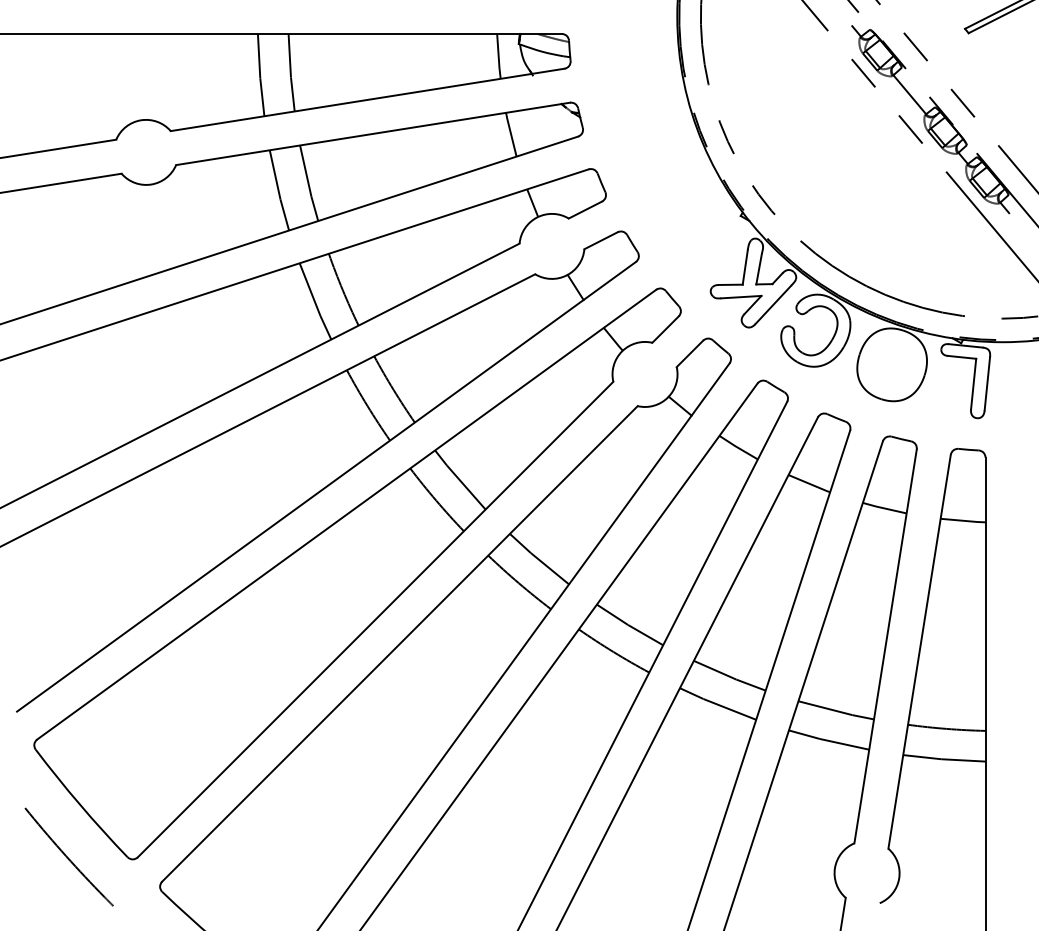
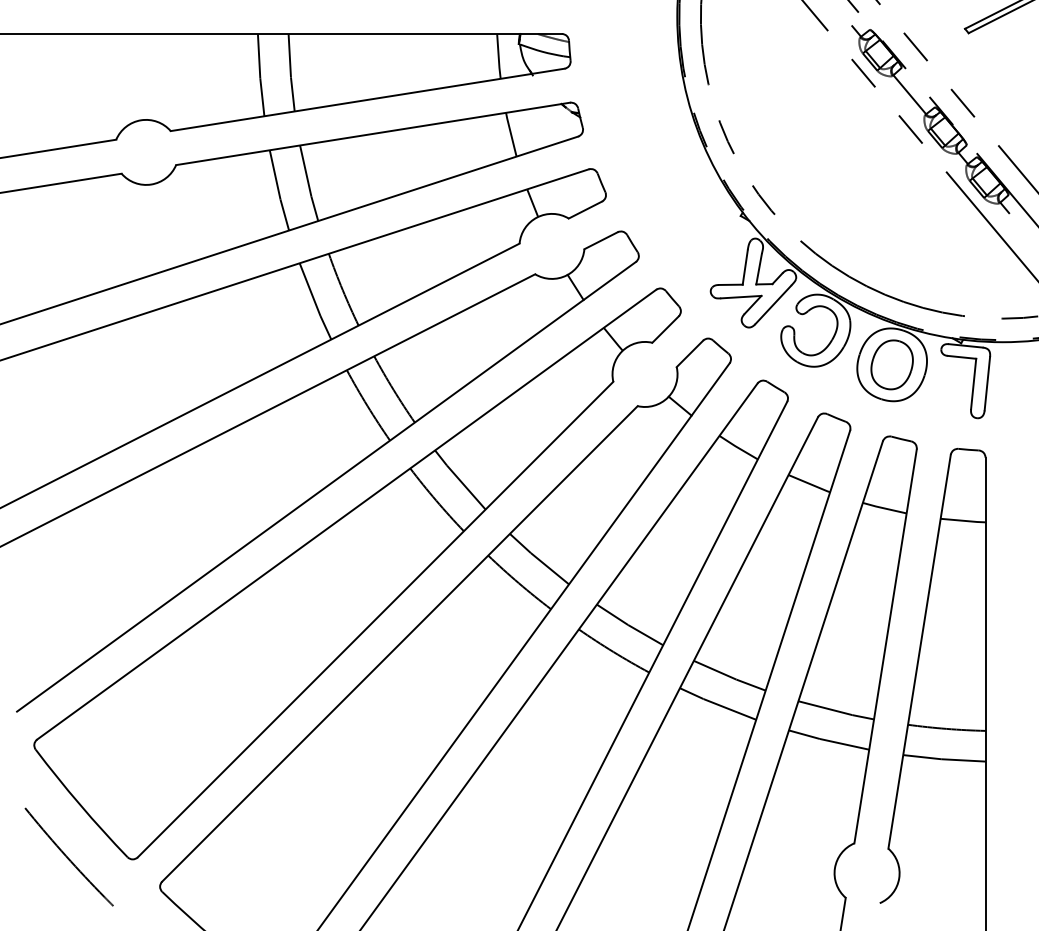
part: none -> present (891, 364)
